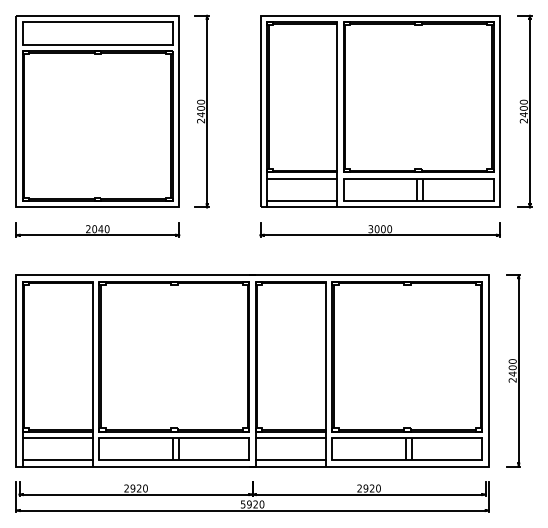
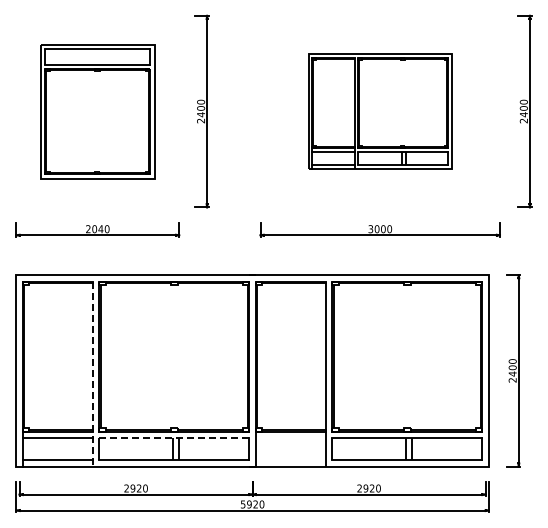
part size: 165x193 px -> 116x136 px (97, 111)
part size: 241x193 px -> 145x117 px (380, 111)
line: solid -> dashed (93, 374)
line: solid -> dashed (174, 437)
line: present -> none (290, 437)
line: present -> none (290, 460)
